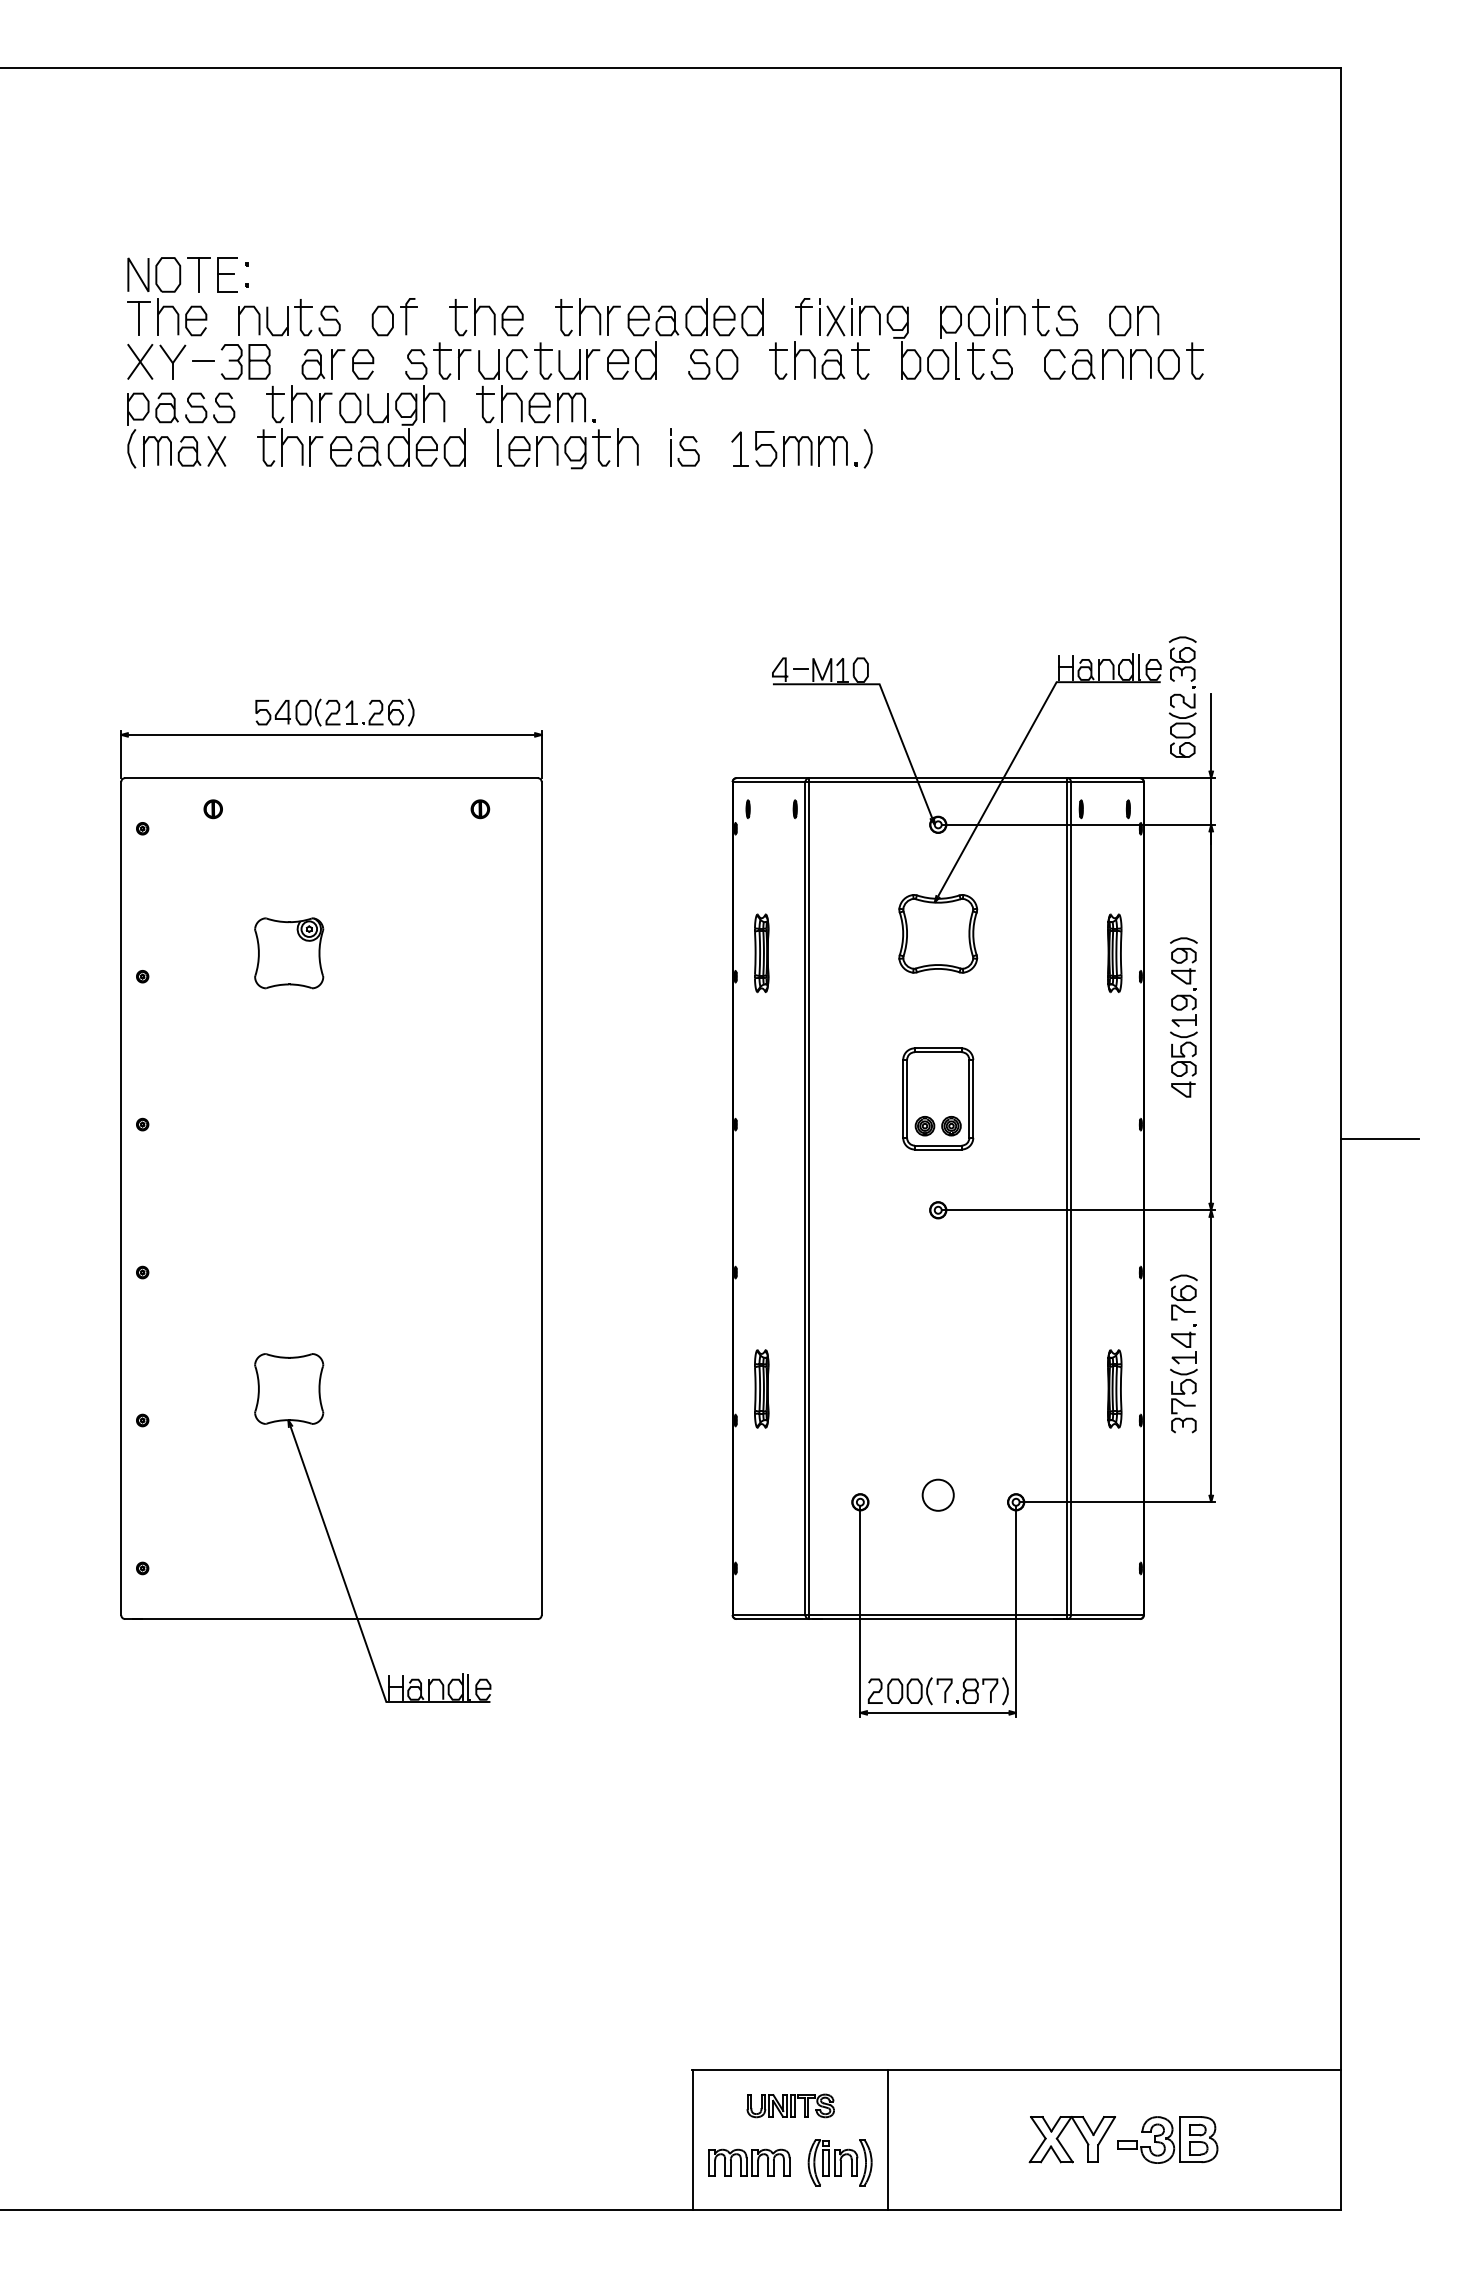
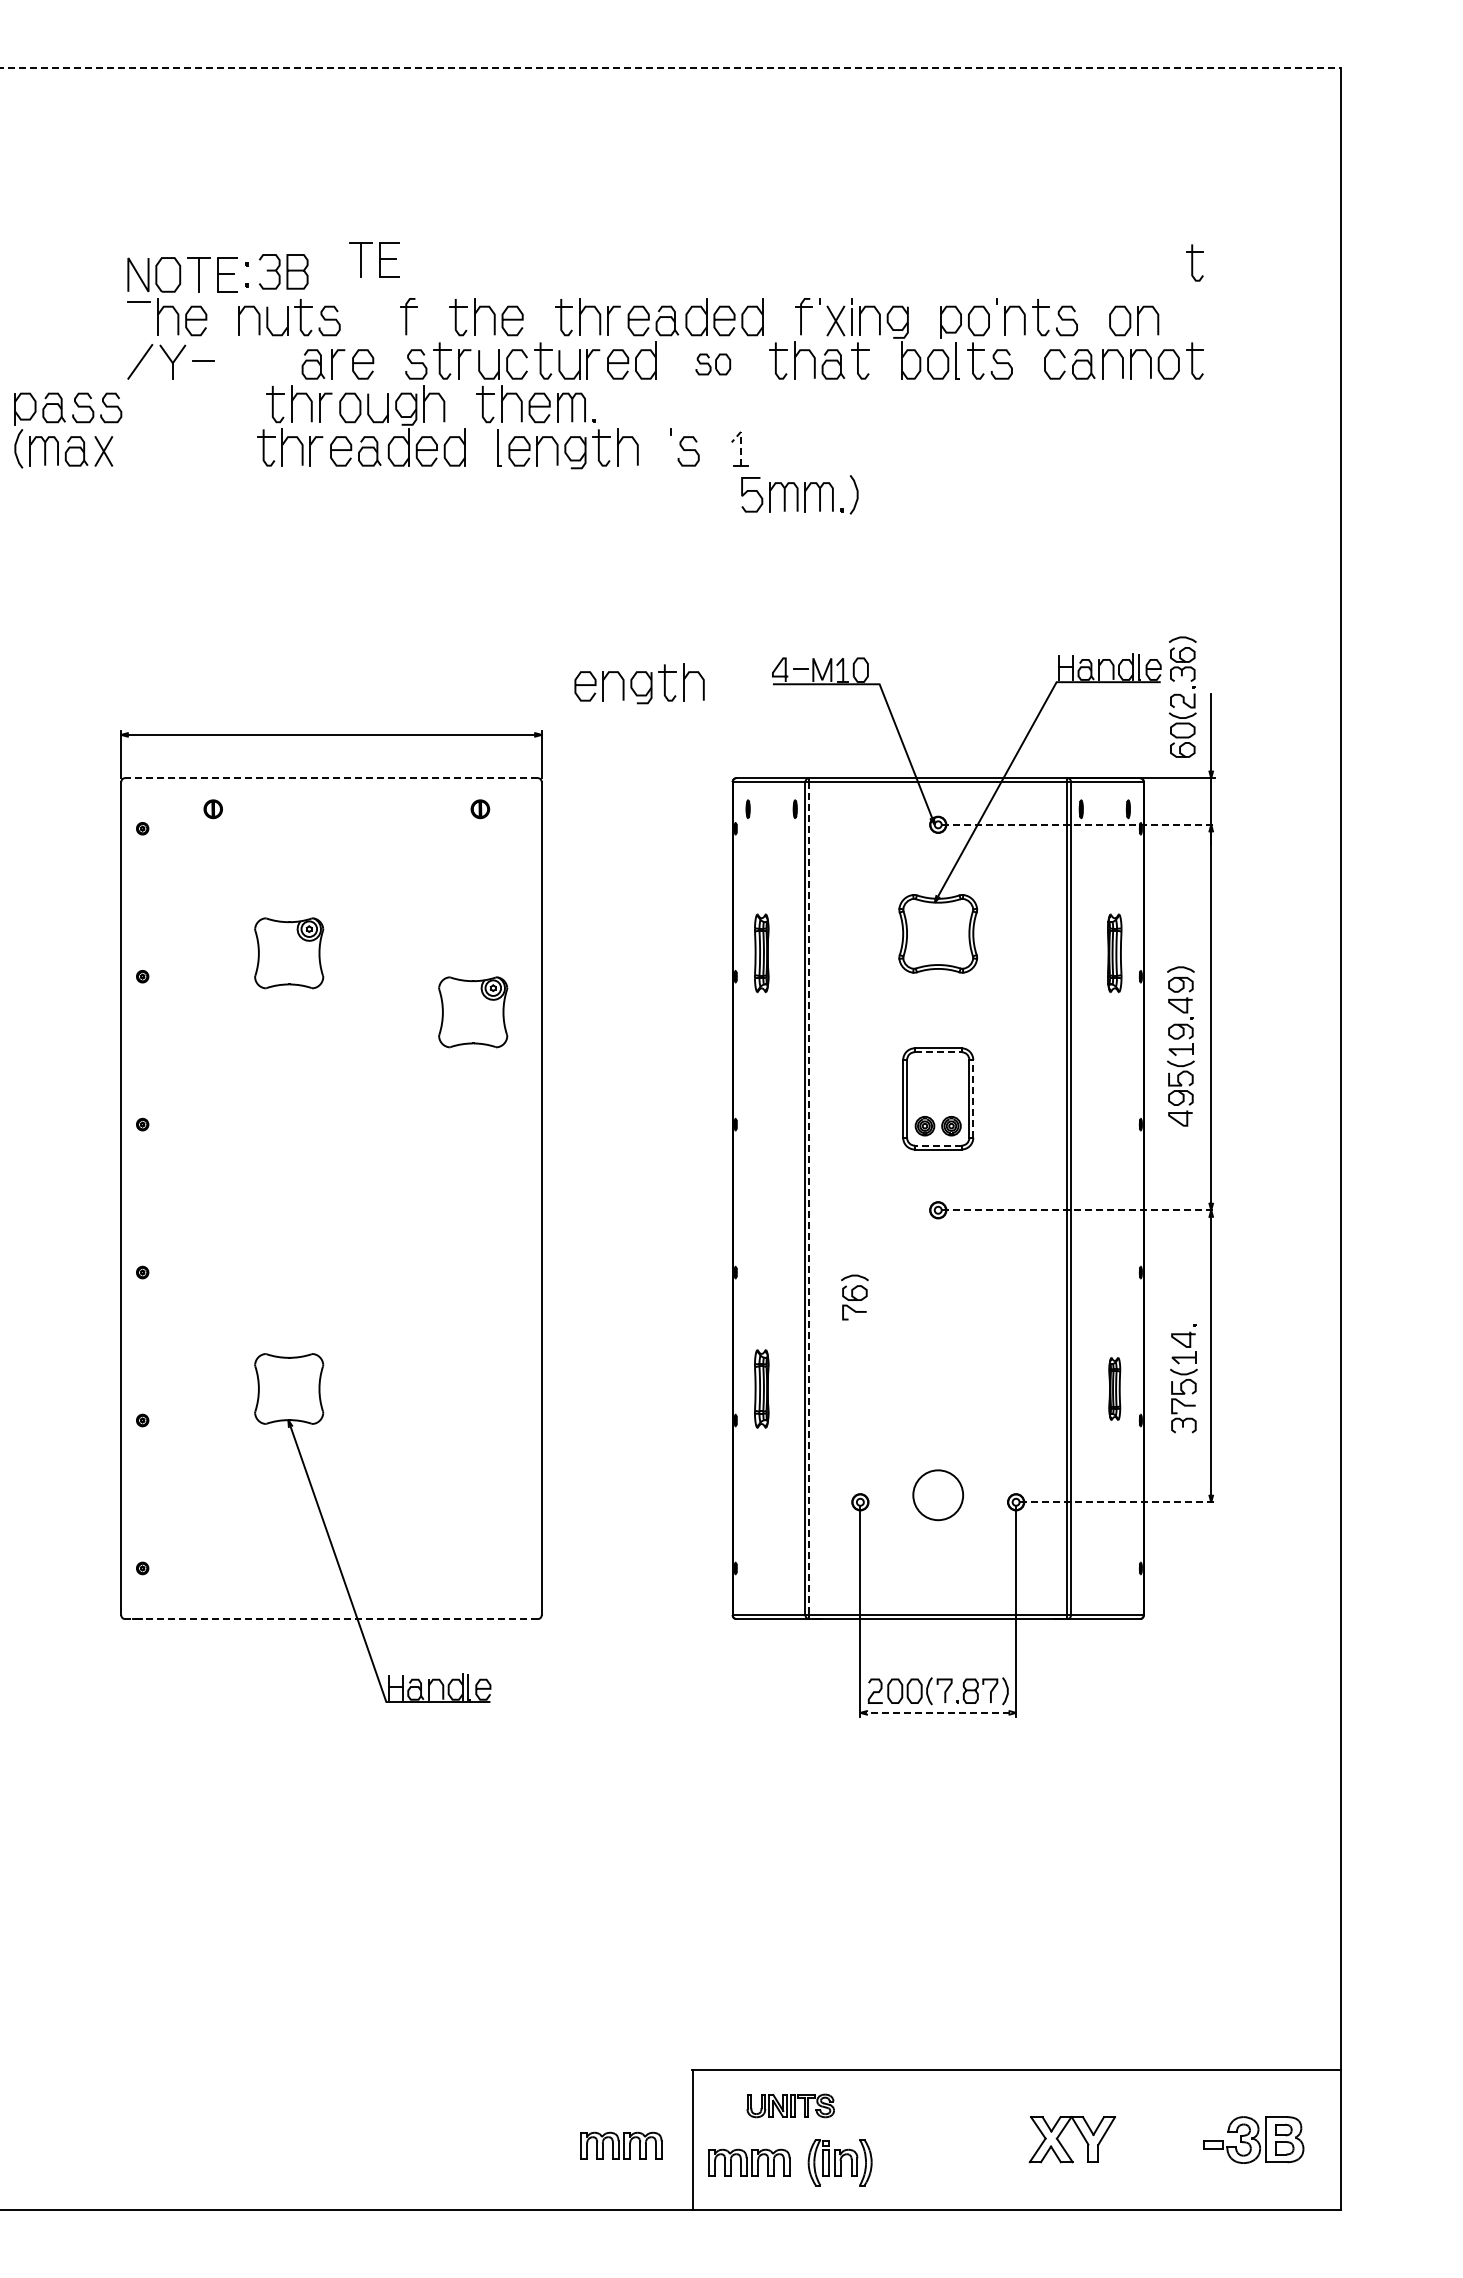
line: solid -> dashed (671, 68)
part: none -> present (374, 259)
part: none -> present (1194, 262)
line: present -> none (139, 318)
part: present -> none (382, 320)
line: present -> none (819, 322)
line: present -> none (996, 322)
line: present -> none (140, 361)
part position: (245, 361) -> (283, 271) (283, 271)
part size: 51x31 px -> 37x23 px (713, 364)
part position: (183, 436) -> (70, 436) (70, 436)
line: solid -> dashed (740, 440)
part position: (813, 448) -> (799, 494) (799, 494)
line: present -> none (670, 452)
part: none -> present (639, 683)
part: present -> none (334, 712)
line: solid -> dashed (331, 778)
line: solid -> dashed (1079, 824)
part: none -> present (473, 1012)
part position: (1183, 1017) -> (1180, 1046) (1180, 1046)
line: solid -> dashed (938, 1052)
line: solid -> dashed (973, 1098)
line: present -> none (1379, 1139)
line: solid -> dashed (937, 1145)
line: solid -> dashed (809, 1198)
line: solid -> dashed (1079, 1210)
part position: (1183, 1297) -> (854, 1297) (854, 1297)
part size: 16x80 px -> 14x64 px (1114, 1388)
circle diameter: 31 px -> 50 px (938, 1495)
line: solid -> dashed (1117, 1502)
line: solid -> dashed (331, 1619)
line: solid -> dashed (938, 1712)
line: present -> none (887, 2139)
part position: (1167, 2139) -> (1253, 2139) (1253, 2139)
part: none -> present (621, 2145)
